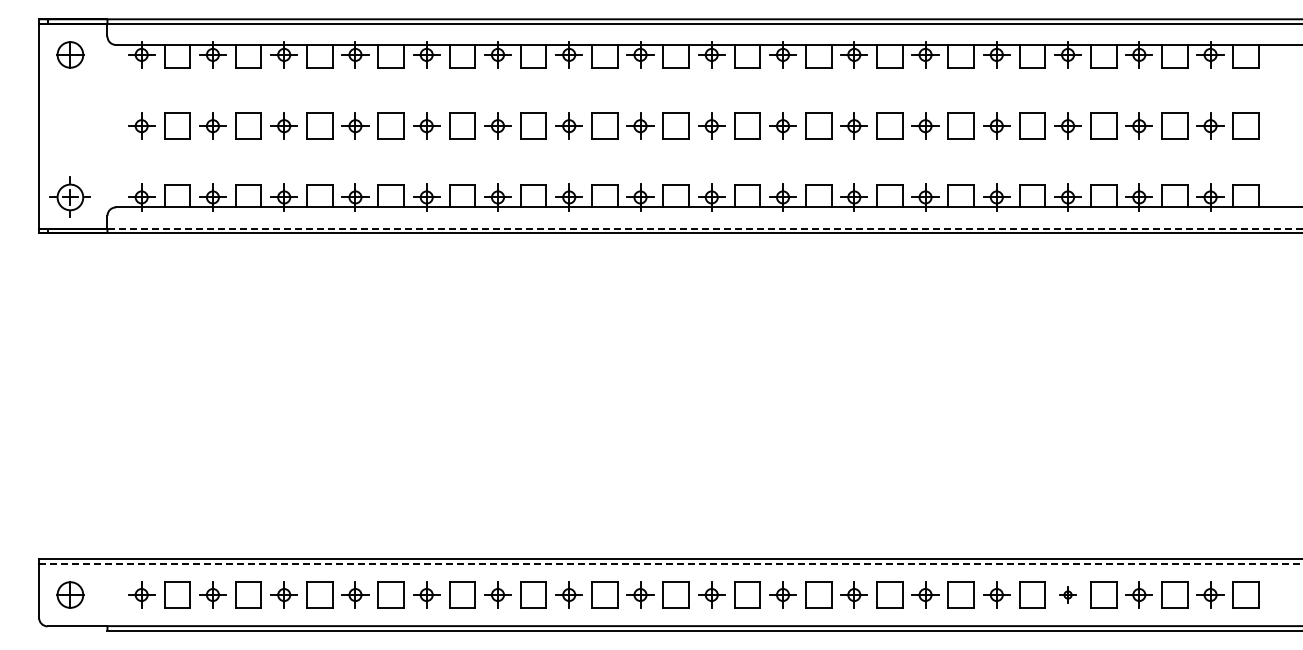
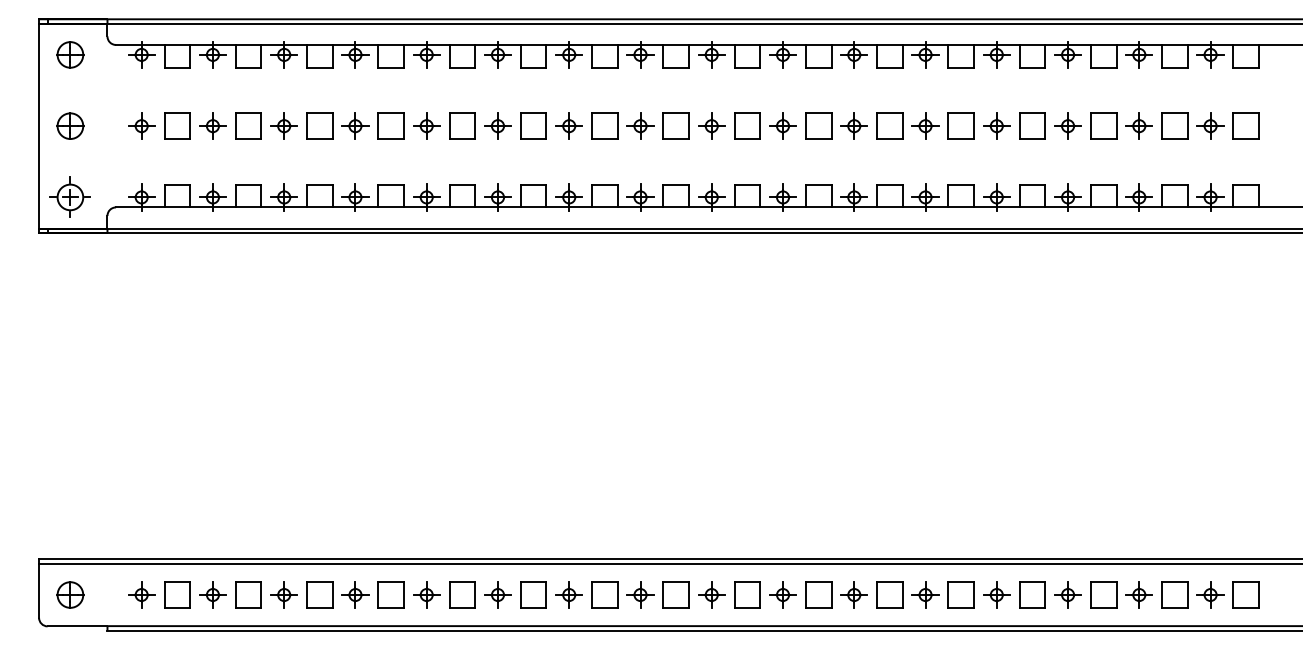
part: none -> present (70, 125)
line: dashed -> solid (670, 228)
line: dashed -> solid (670, 563)
part size: 18x18 px -> 28x28 px (1067, 594)
